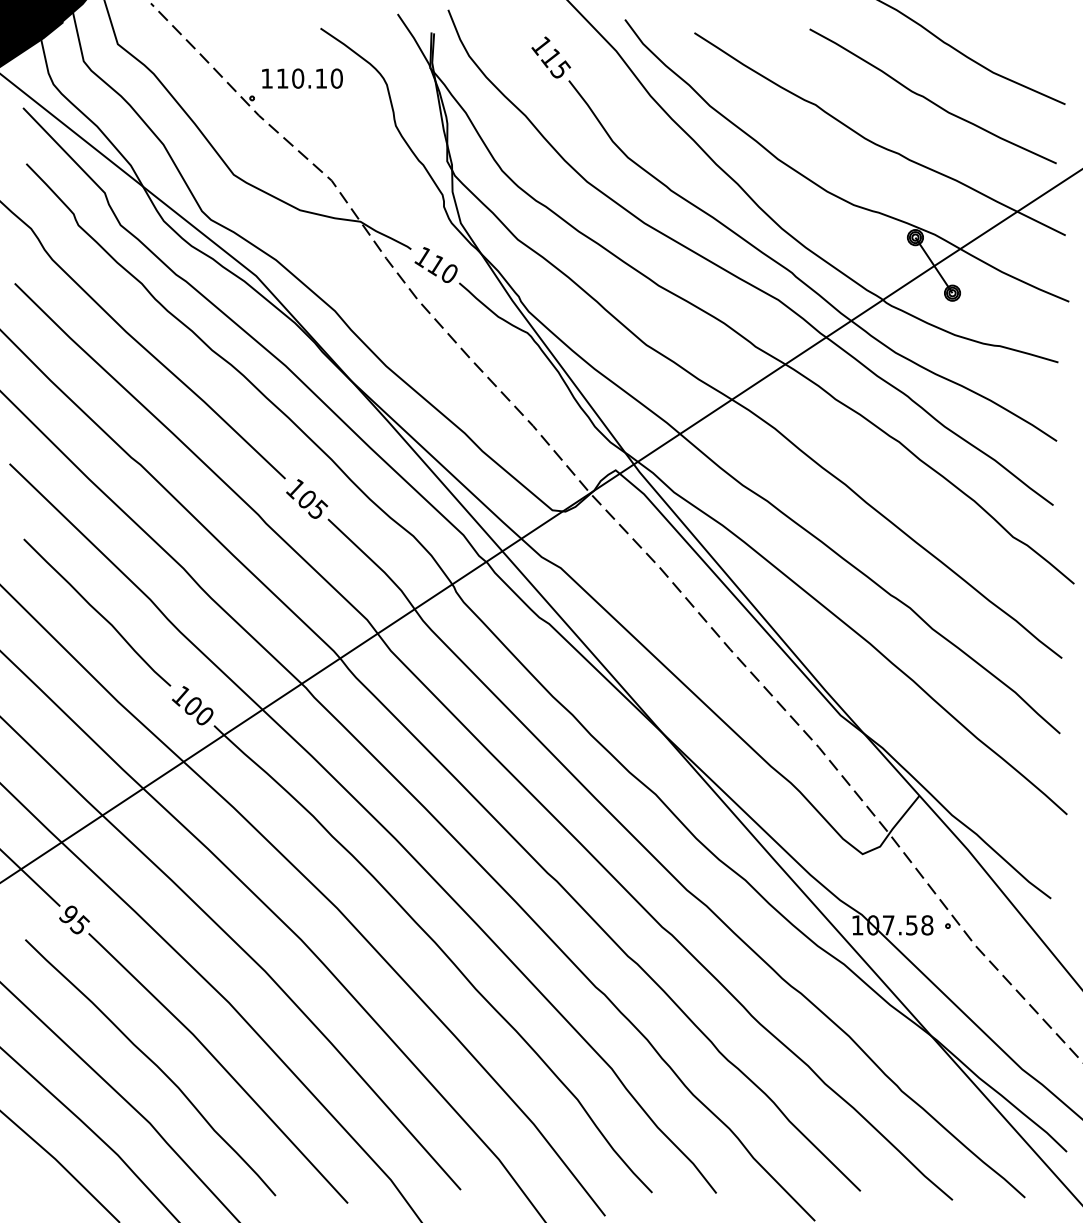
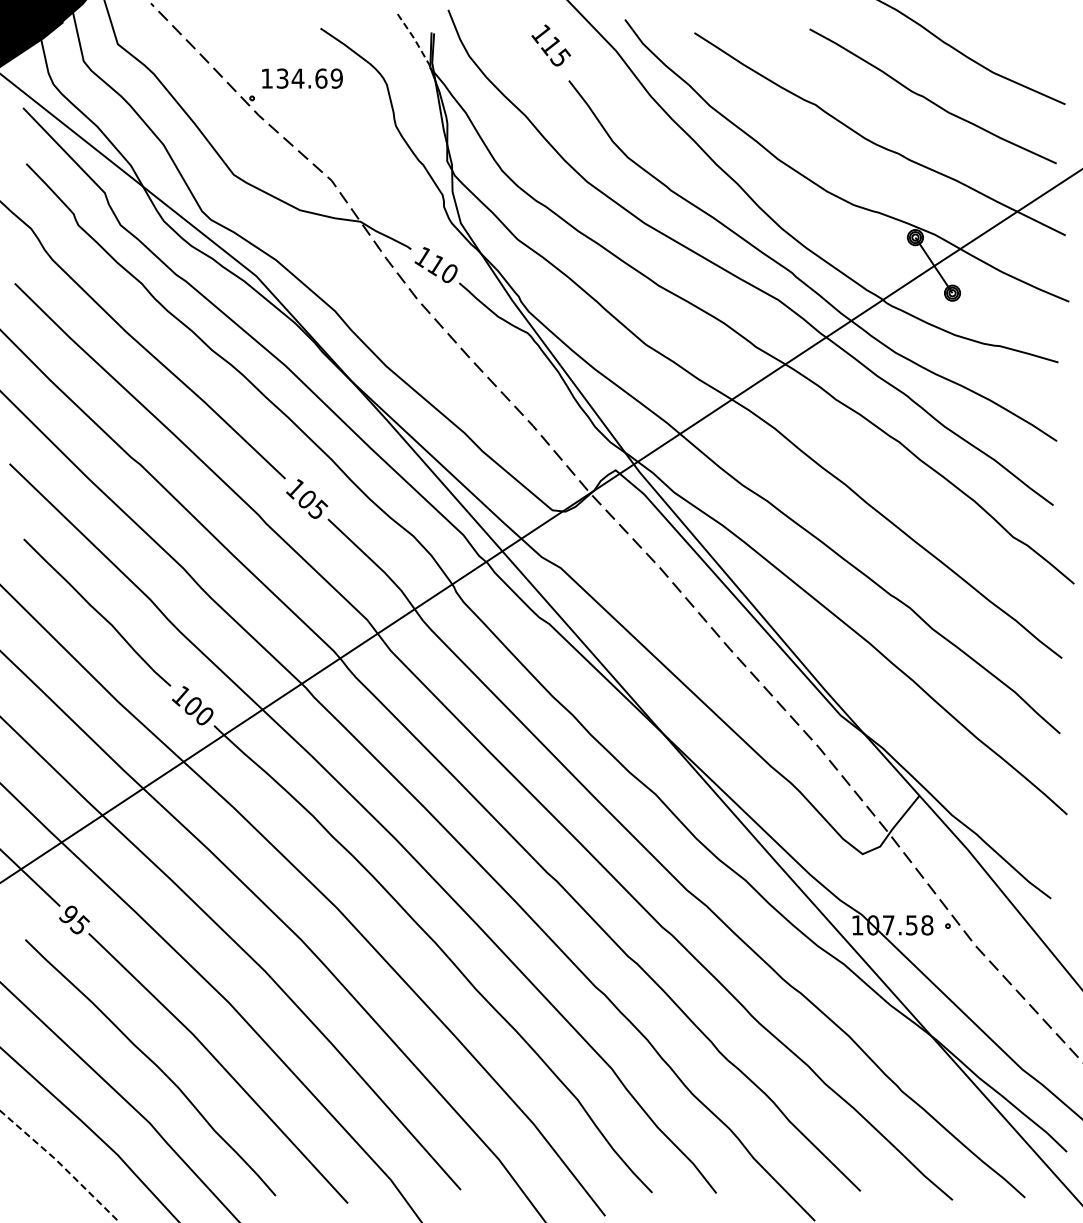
line: solid -> dashed (414, 39)
text position: (551, 57) -> (551, 45) (551, 45)
text: 110.10 -> 134.69 (309, 78)
line: solid -> dashed (61, 1165)
